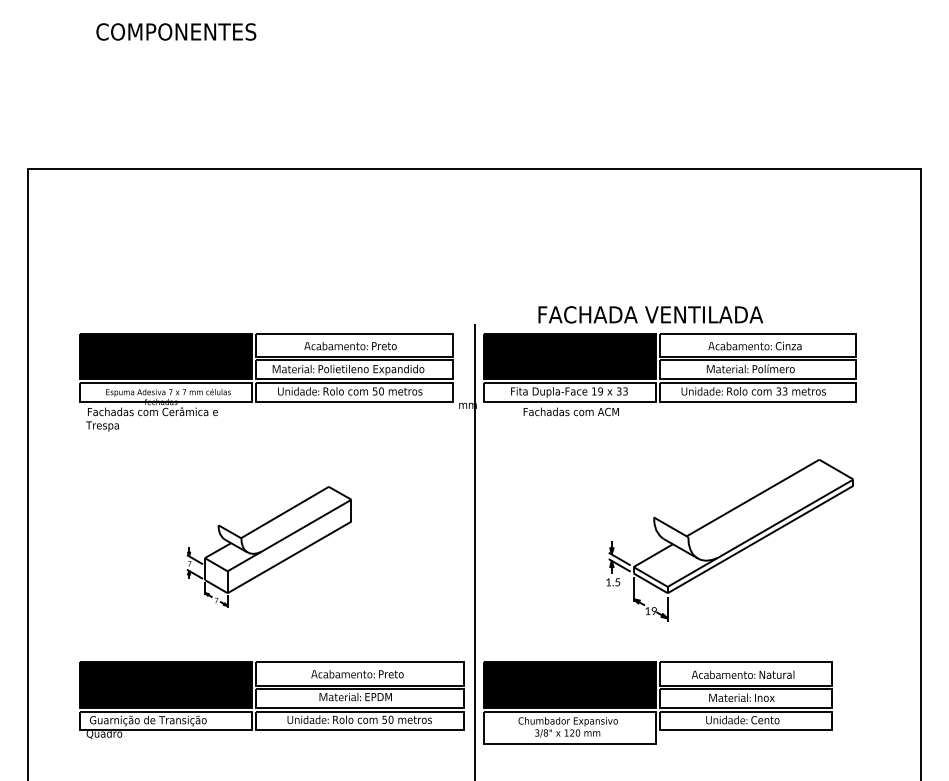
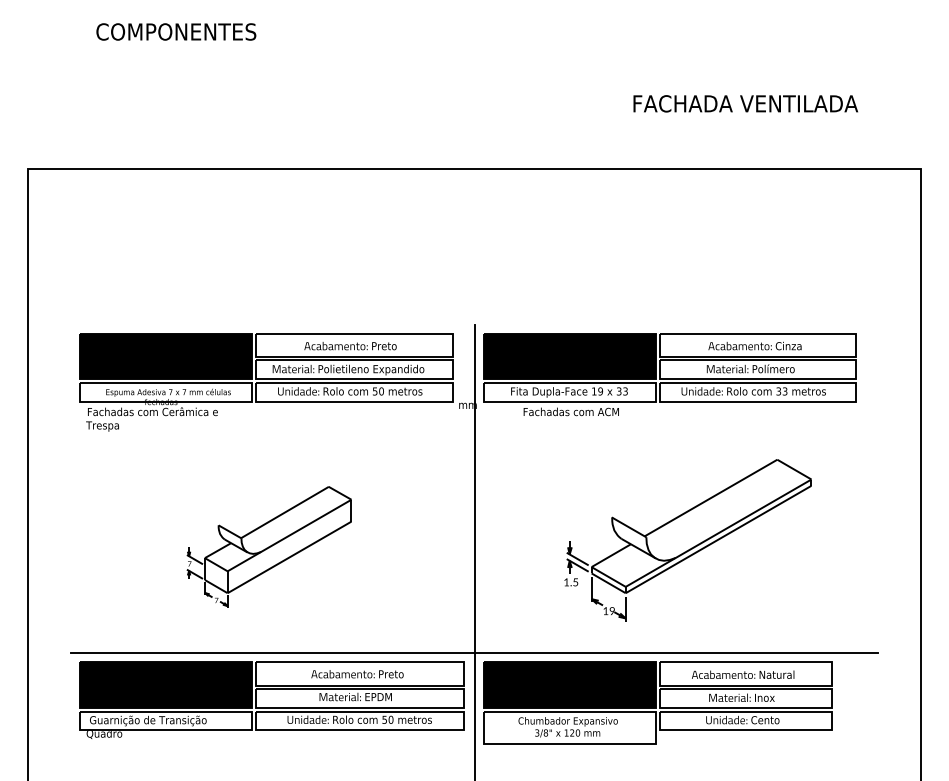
text position: (650, 314) -> (745, 103) (745, 103)
part position: (729, 540) -> (687, 540) (687, 540)
line: none -> present (474, 652)
